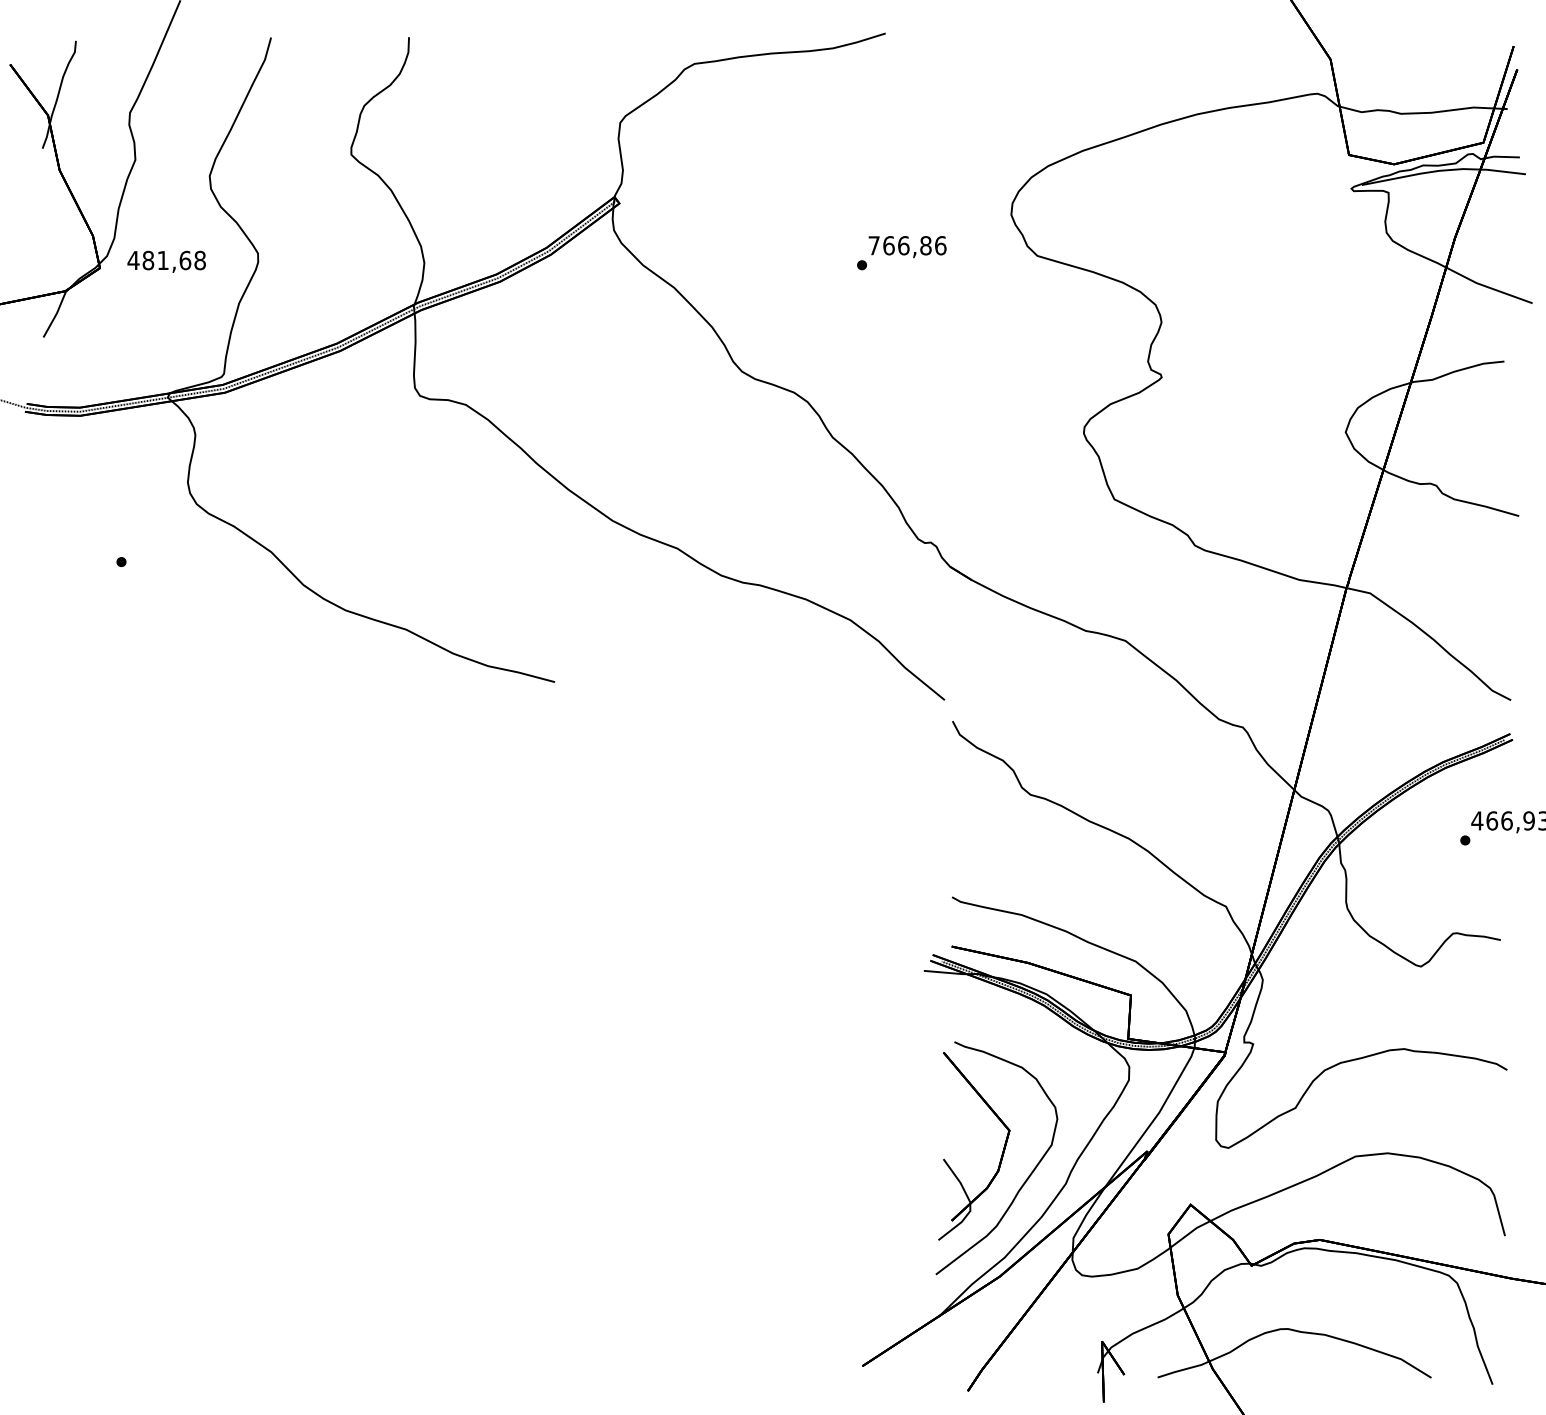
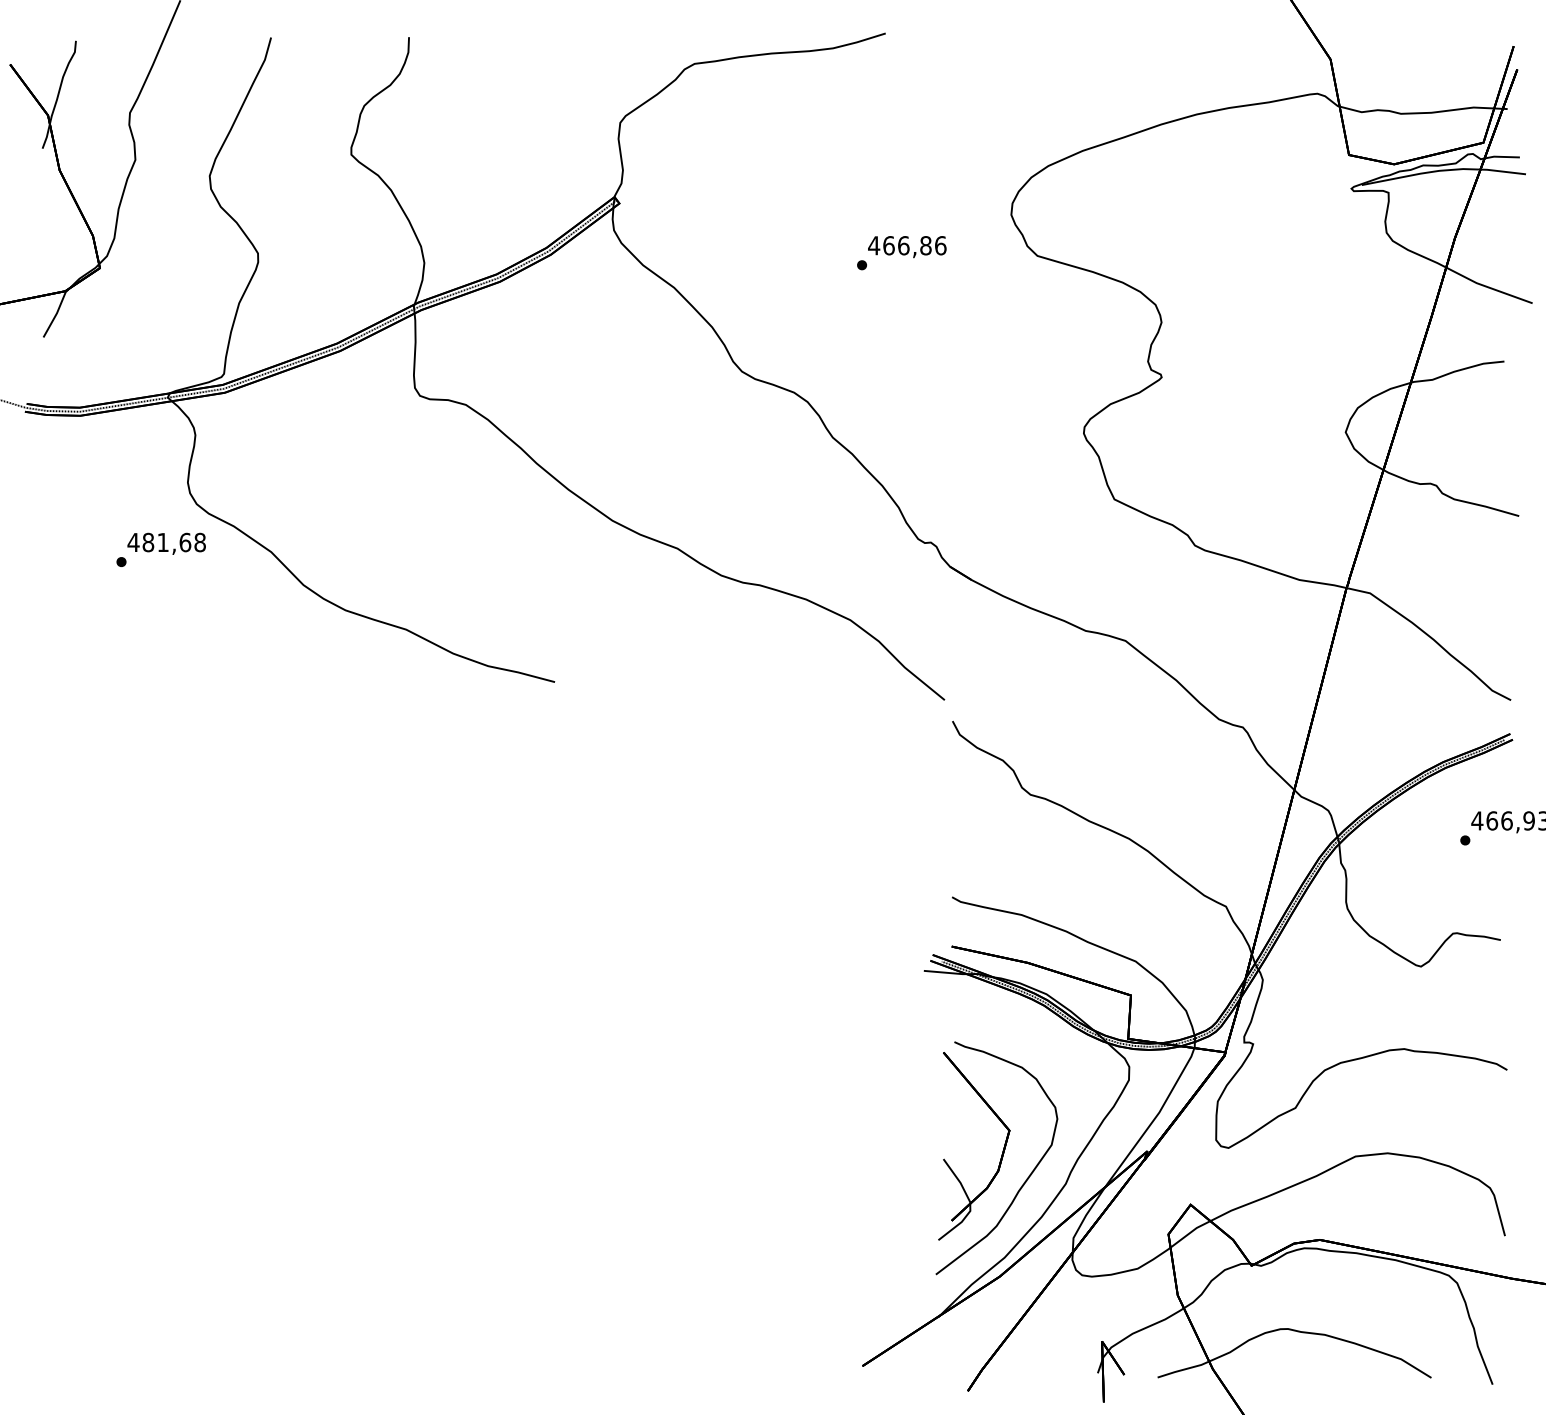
text: 766,86 -> 466,86 (874, 245)
text position: (166, 261) -> (166, 543) (166, 543)
